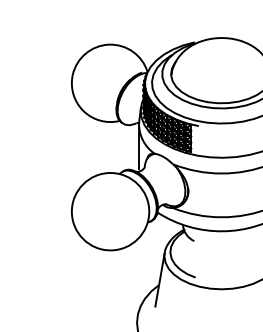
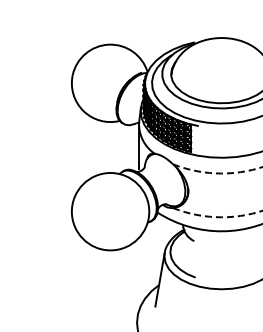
arc: solid -> dashed (218, 173)
arc: solid -> dashed (218, 217)
